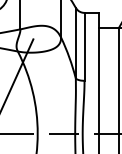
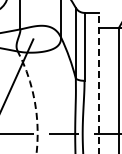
line: solid -> dashed (98, 82)
arc: solid -> dashed (34, 102)
